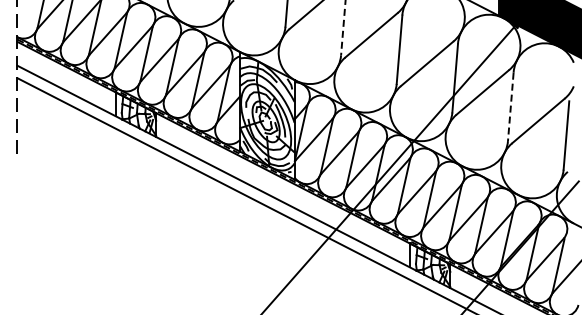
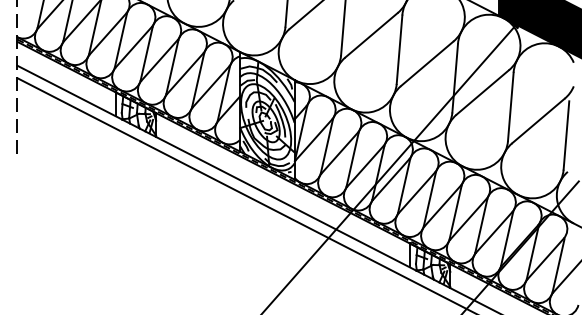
line: dashed -> solid (343, 28)
line: dashed -> solid (510, 107)
